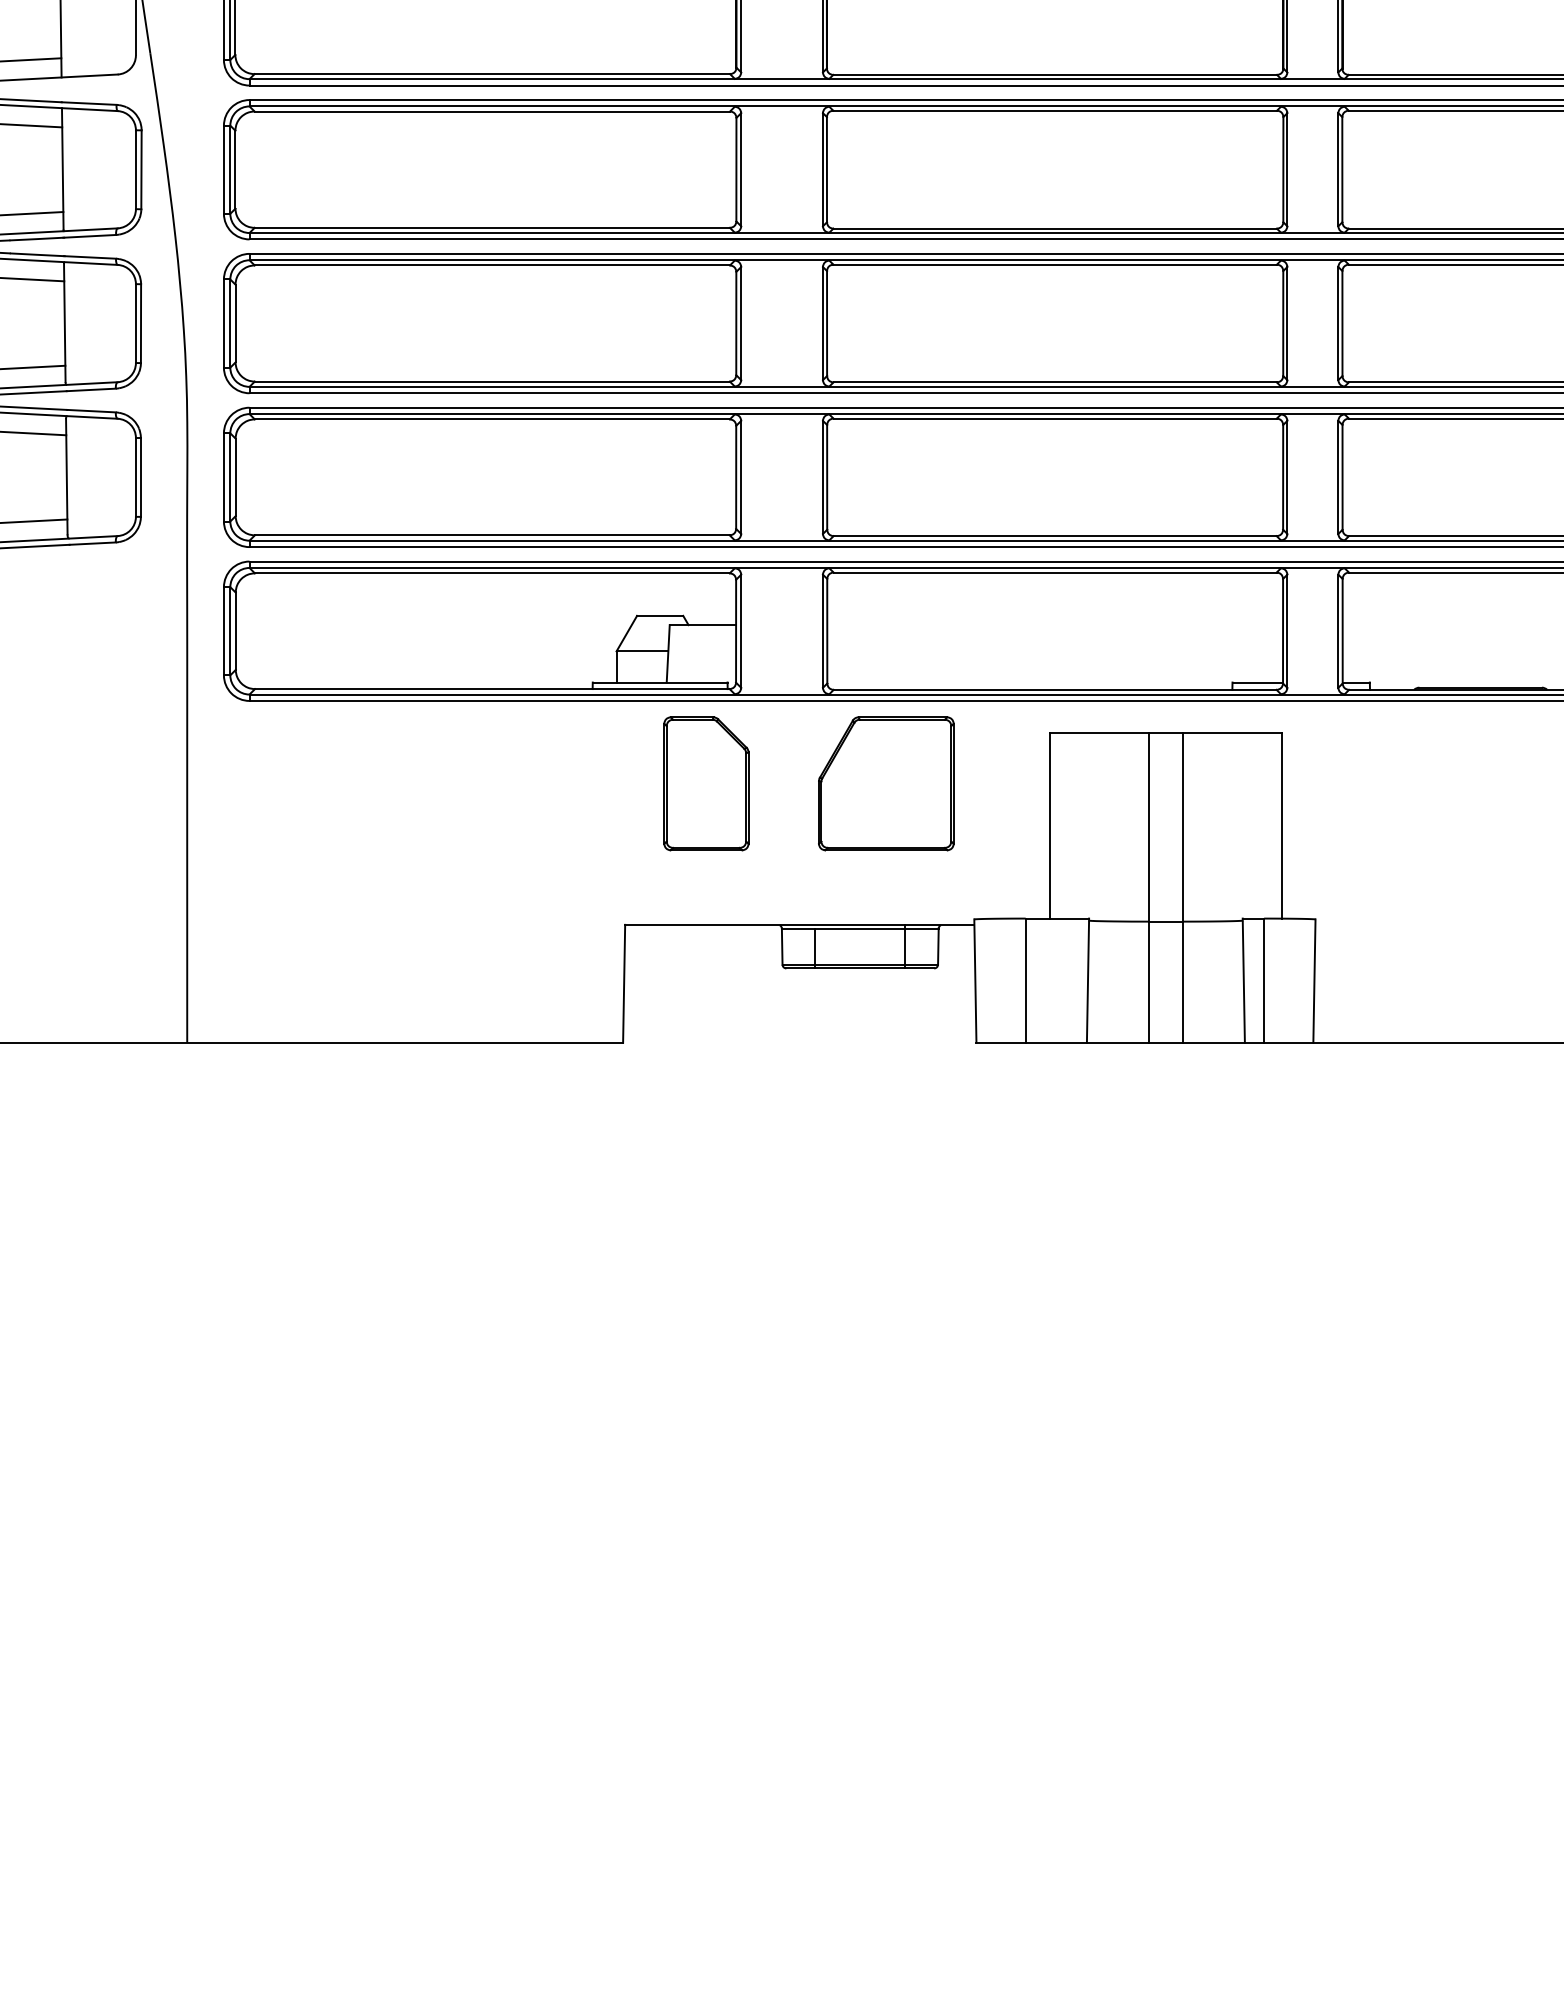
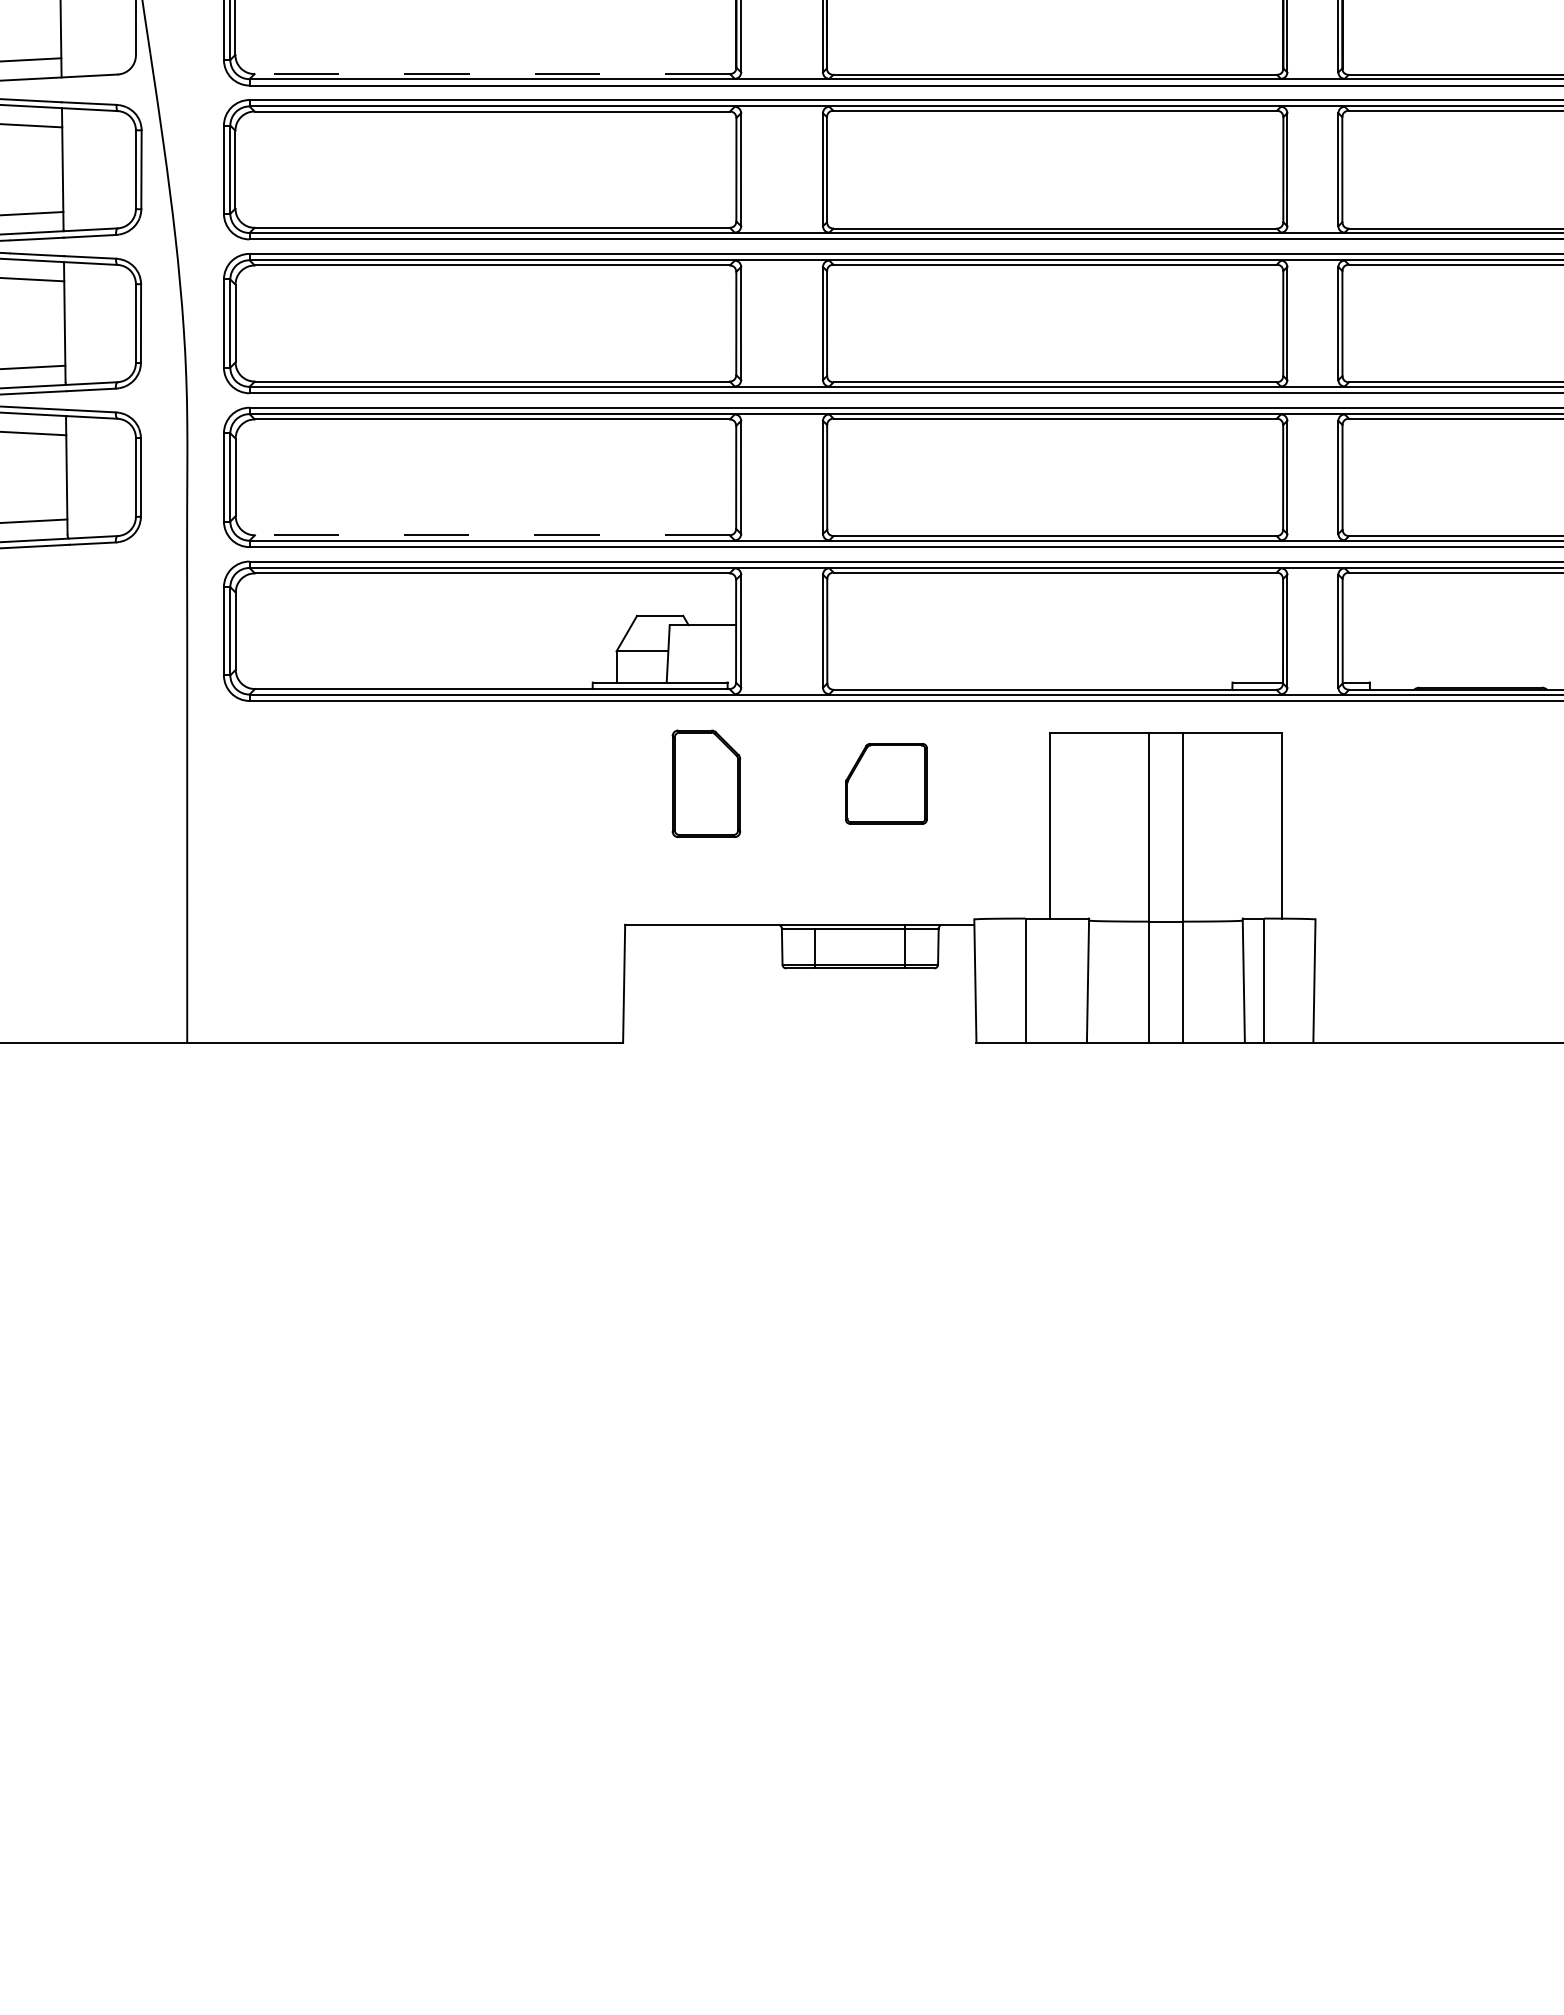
line: solid -> dashed (492, 74)
line: solid -> dashed (491, 535)
part size: 87x136 px -> 71x109 px (706, 783)
part size: 137x136 px -> 83x82 px (886, 783)
